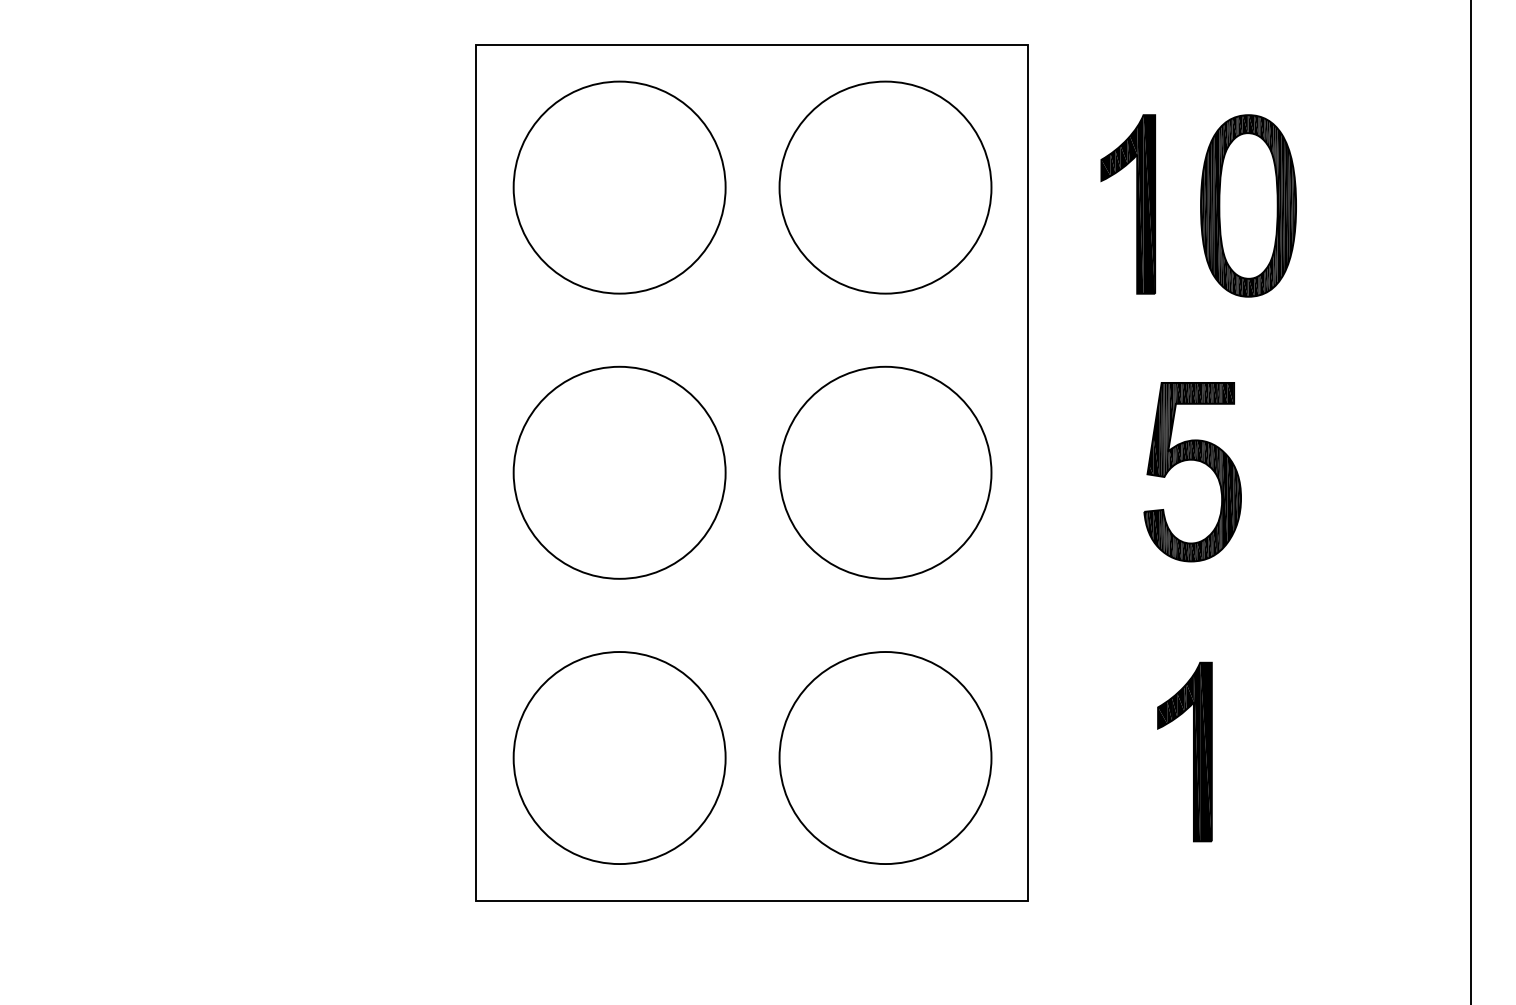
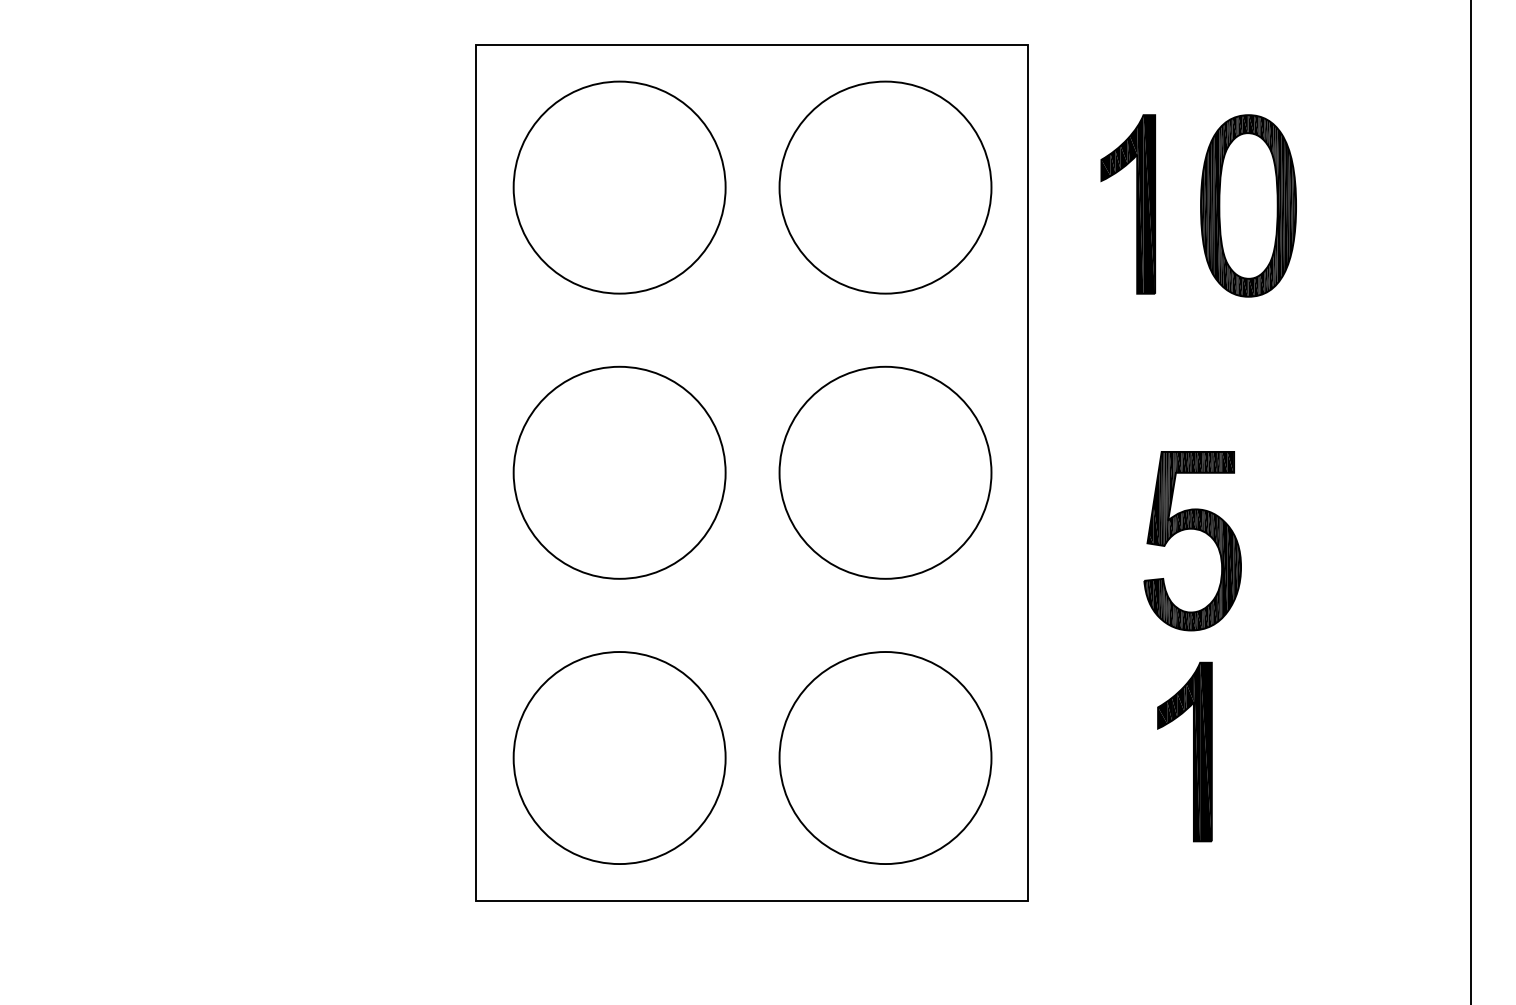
part position: (1196, 461) -> (1196, 530) (1196, 530)
